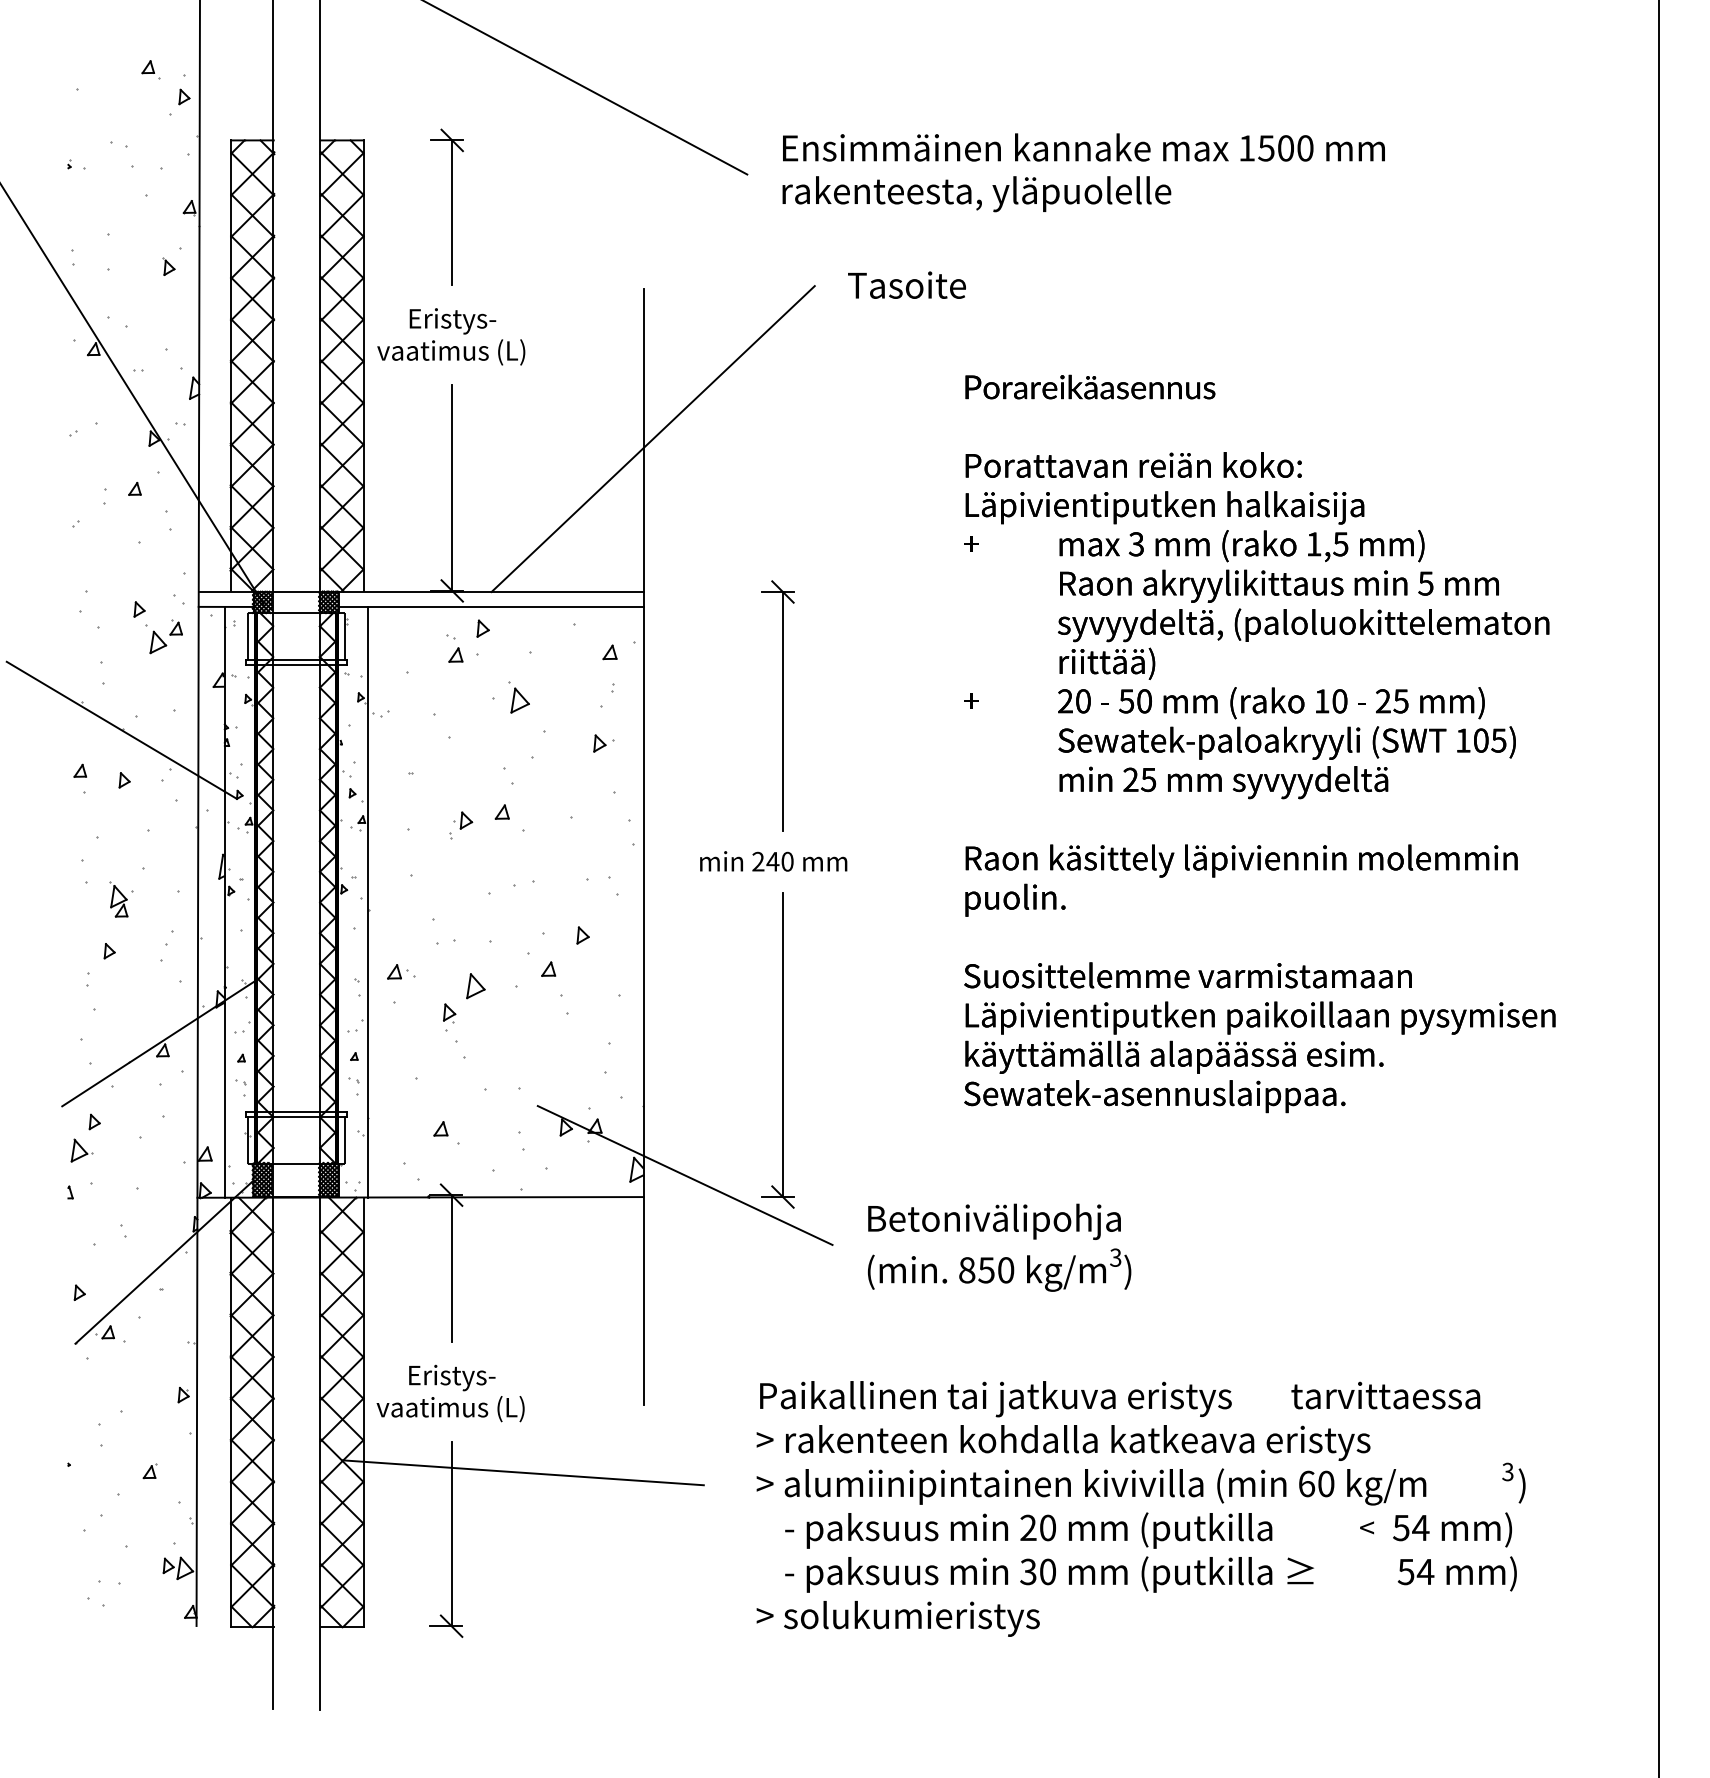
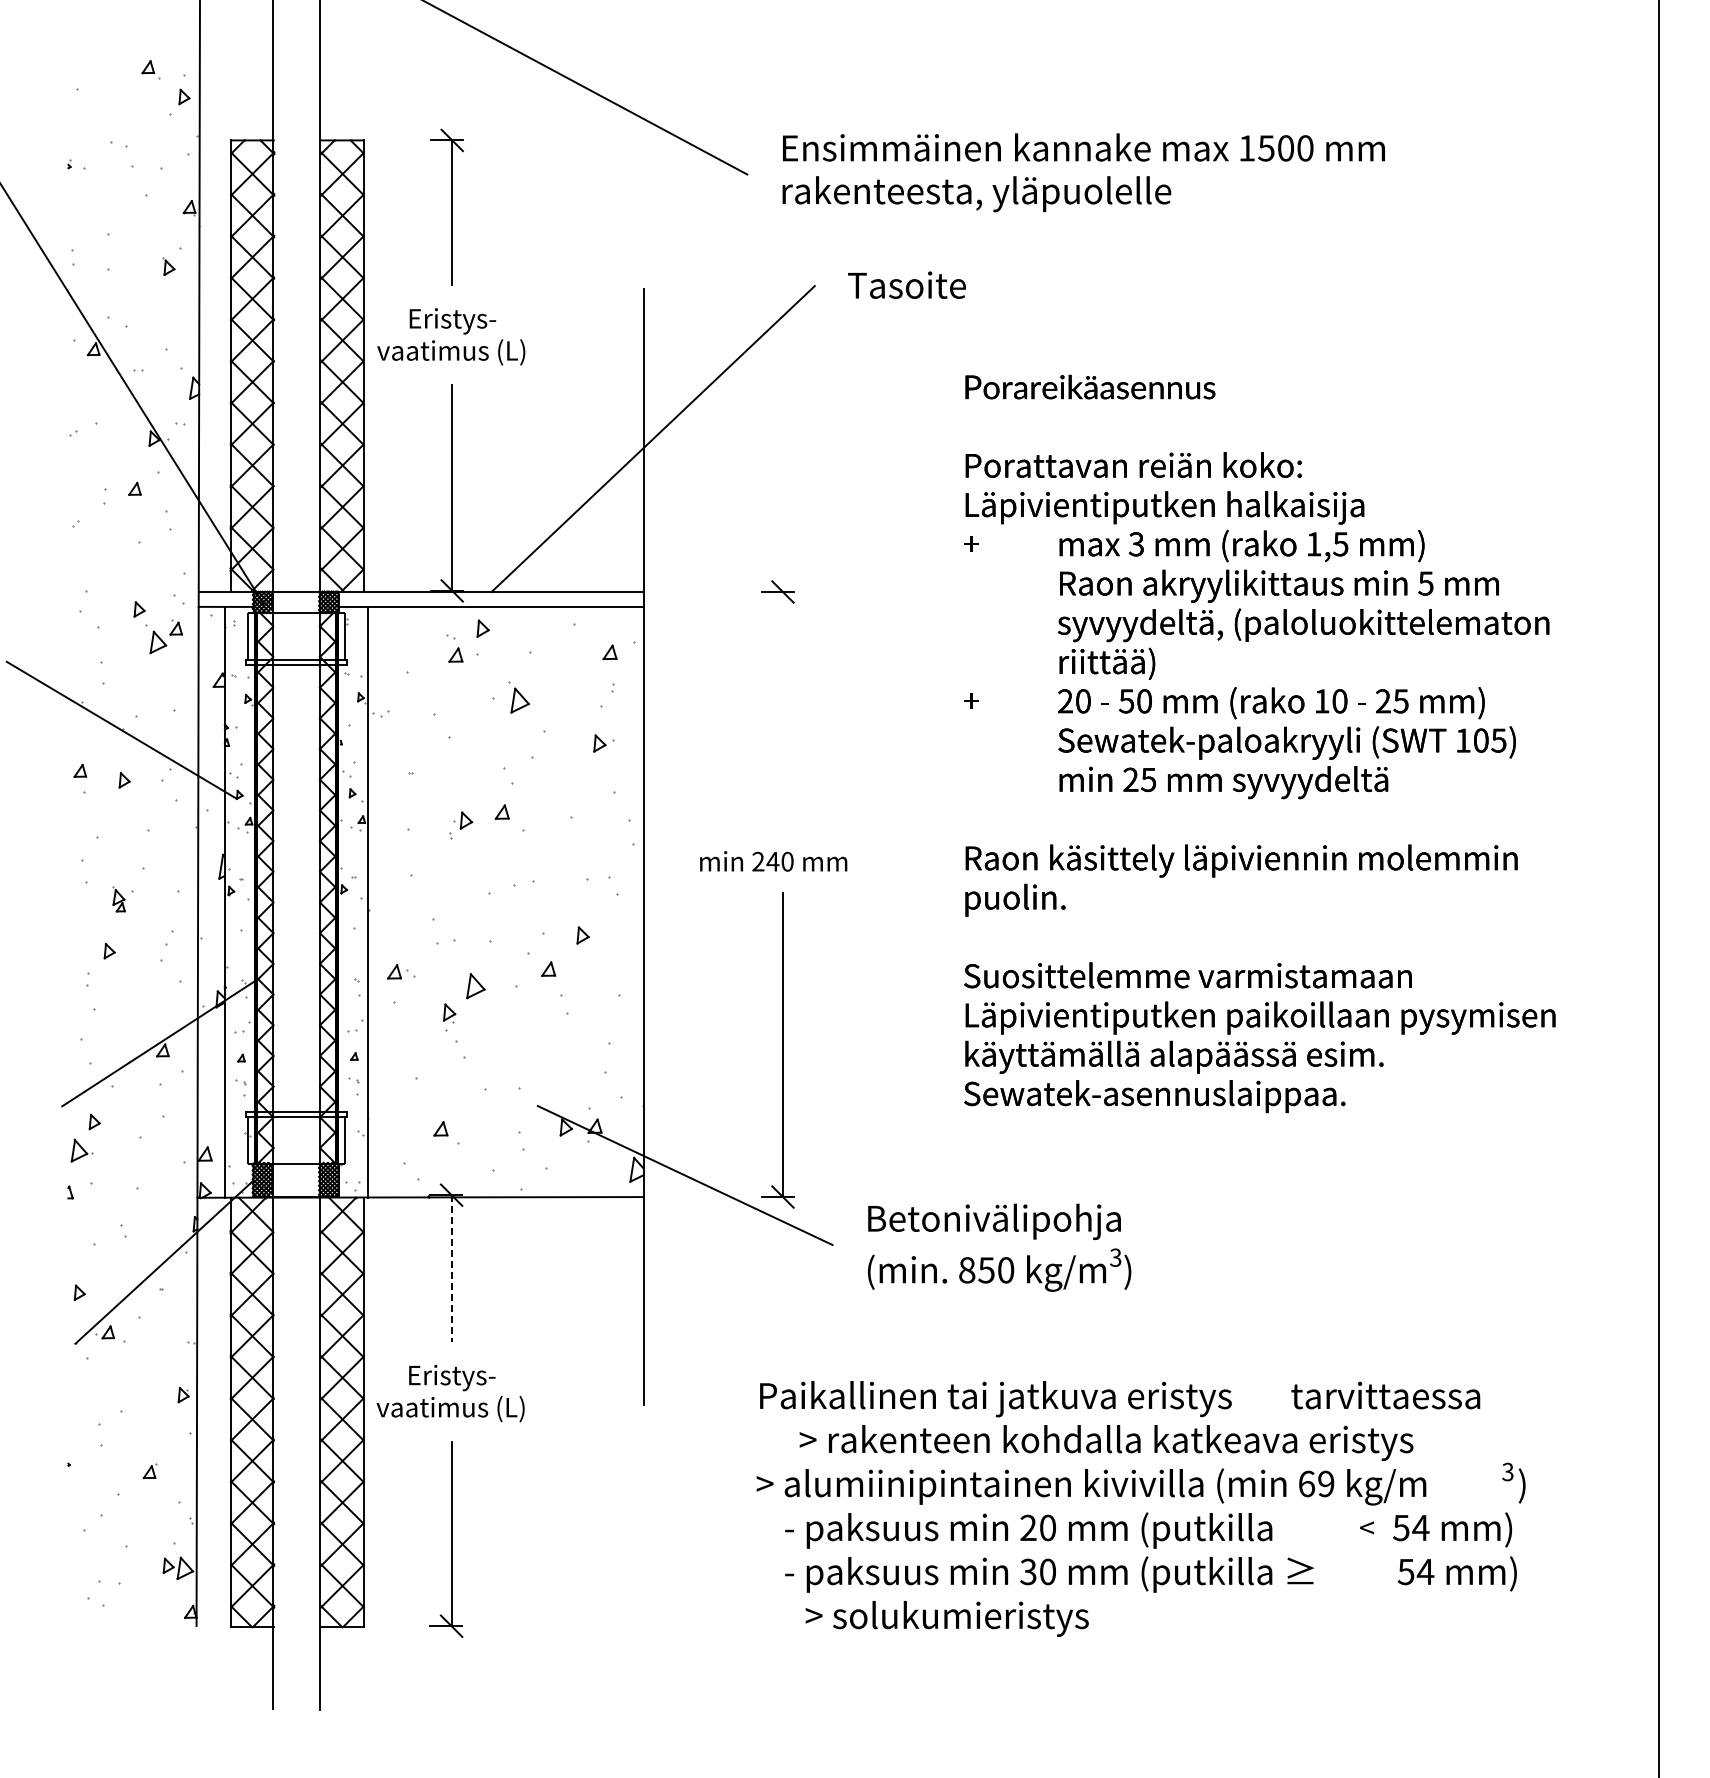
line: present -> none (782, 711)
part size: 20x37 px -> 14x27 px (118, 899)
line: solid -> dashed (451, 1268)
text position: (1063, 1442) -> (1106, 1442) (1106, 1442)
line: present -> none (522, 1472)
text: 60 -> 69 (1326, 1483)
text position: (897, 1618) -> (946, 1618) (946, 1618)
